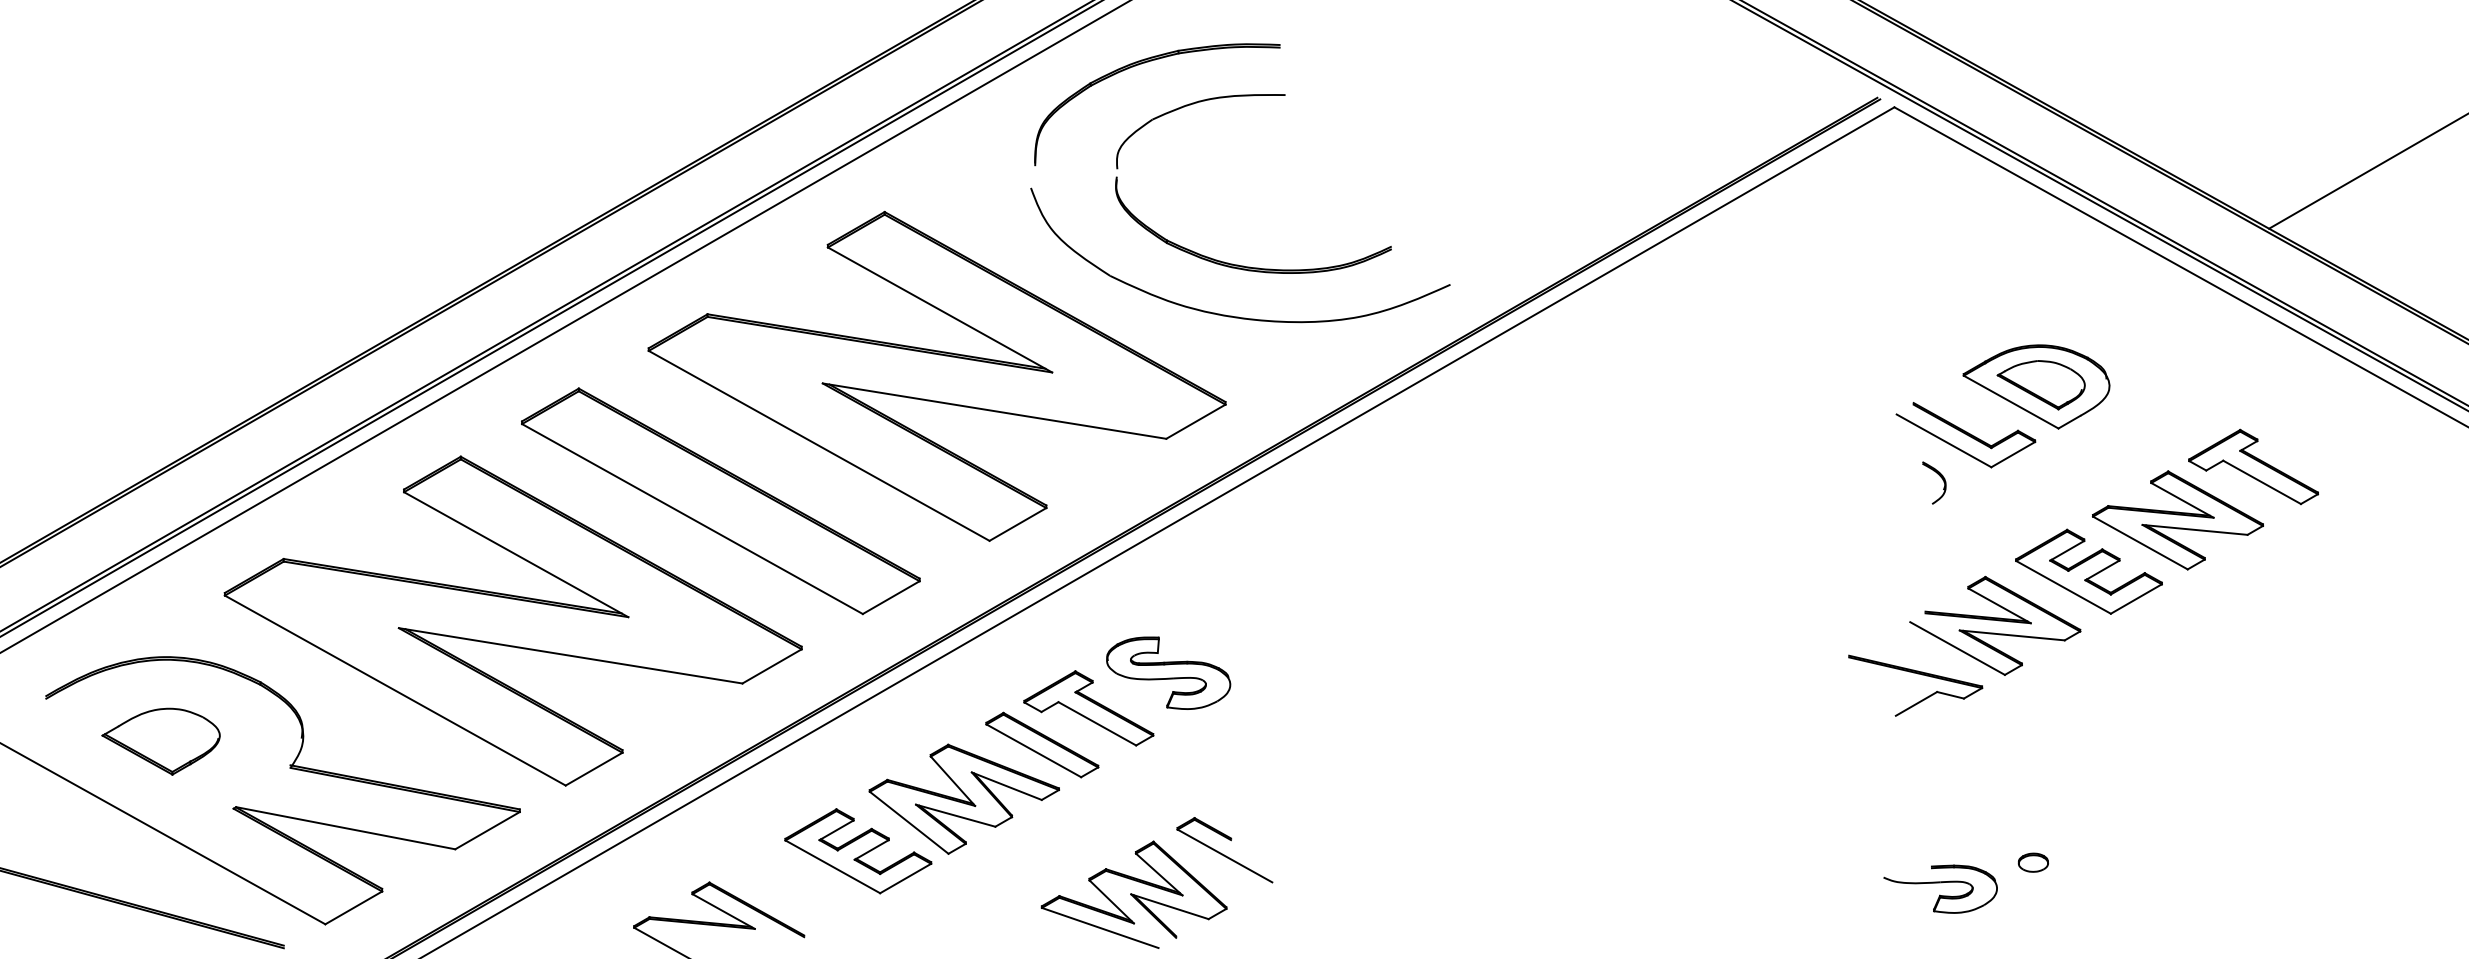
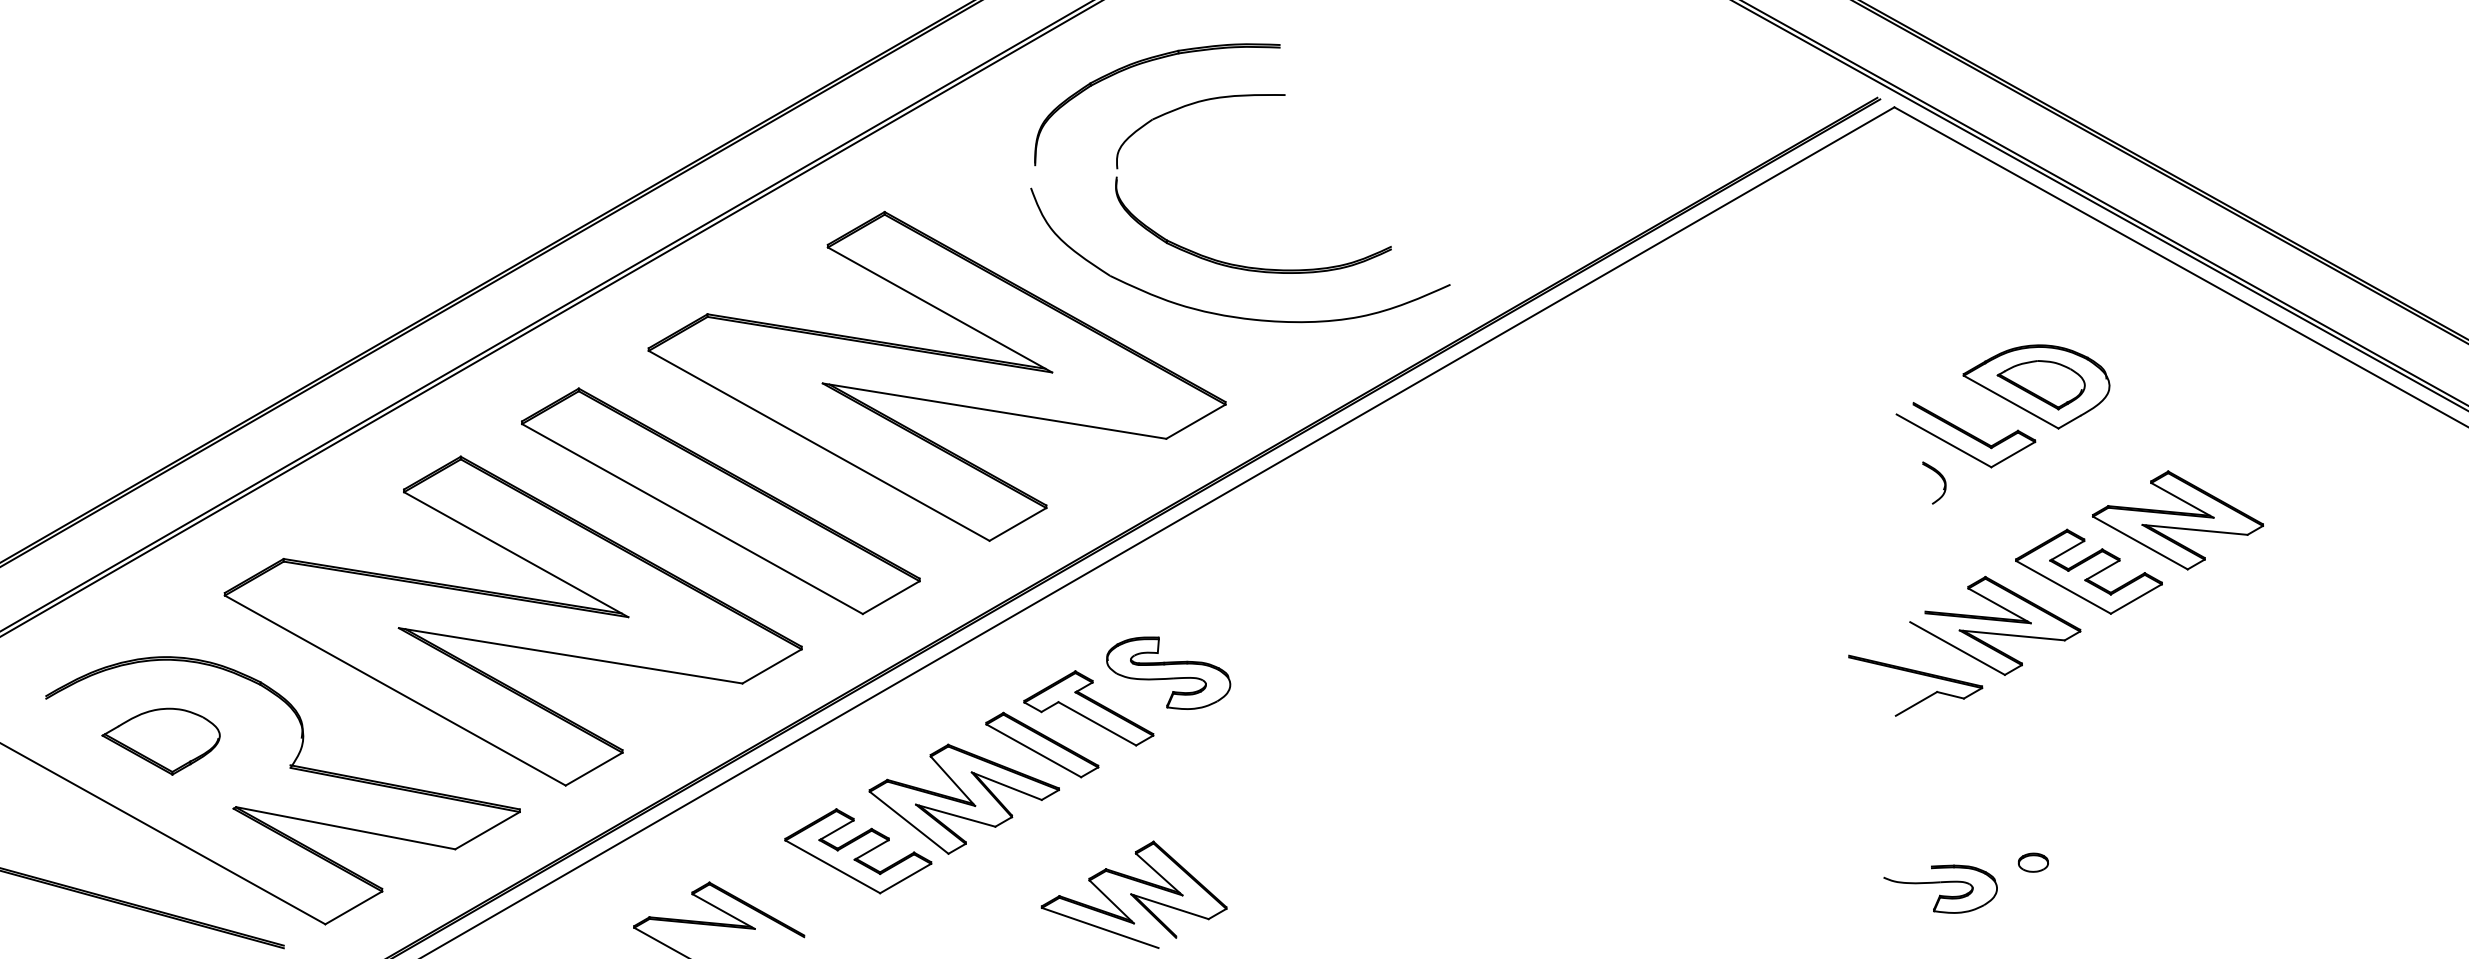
line: present -> none (2367, 171)
line: present -> none (564, 326)
part: present -> none (2253, 466)
part: present -> none (1224, 850)
